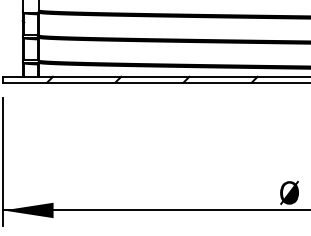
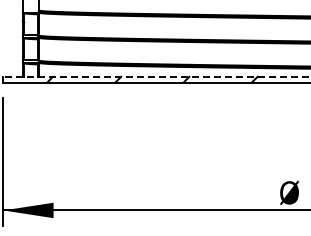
line: solid -> dashed (156, 76)
